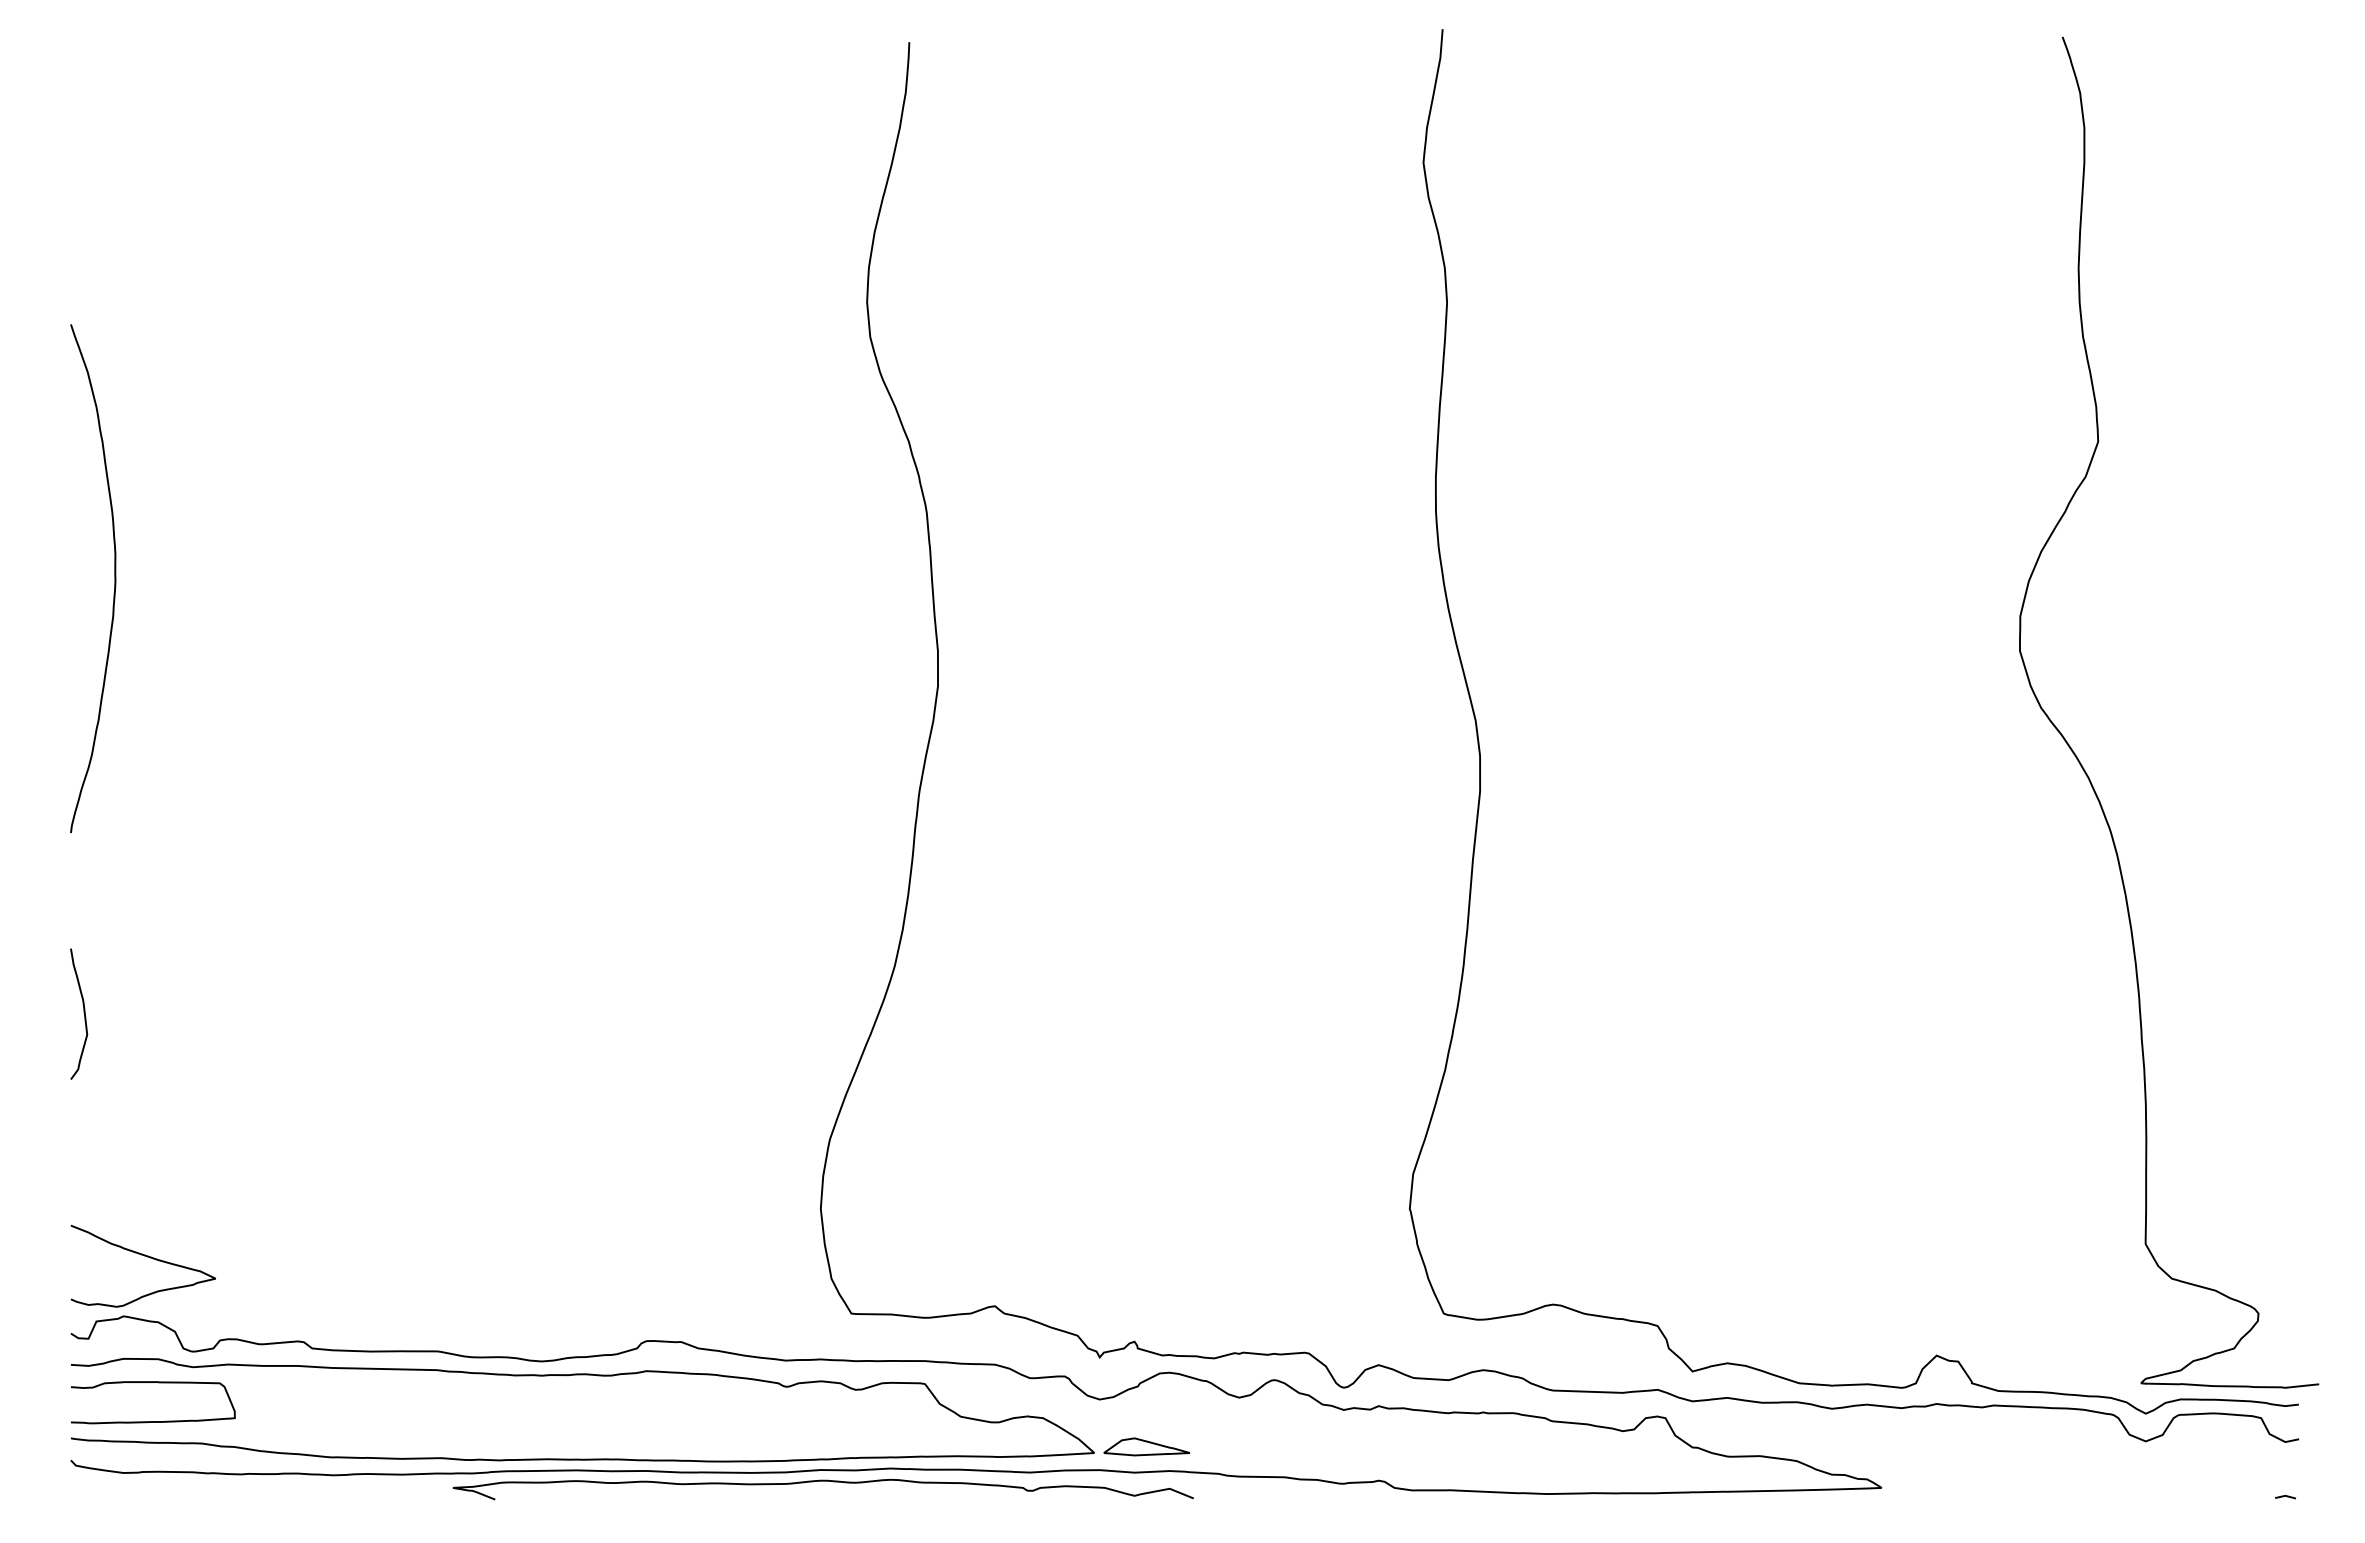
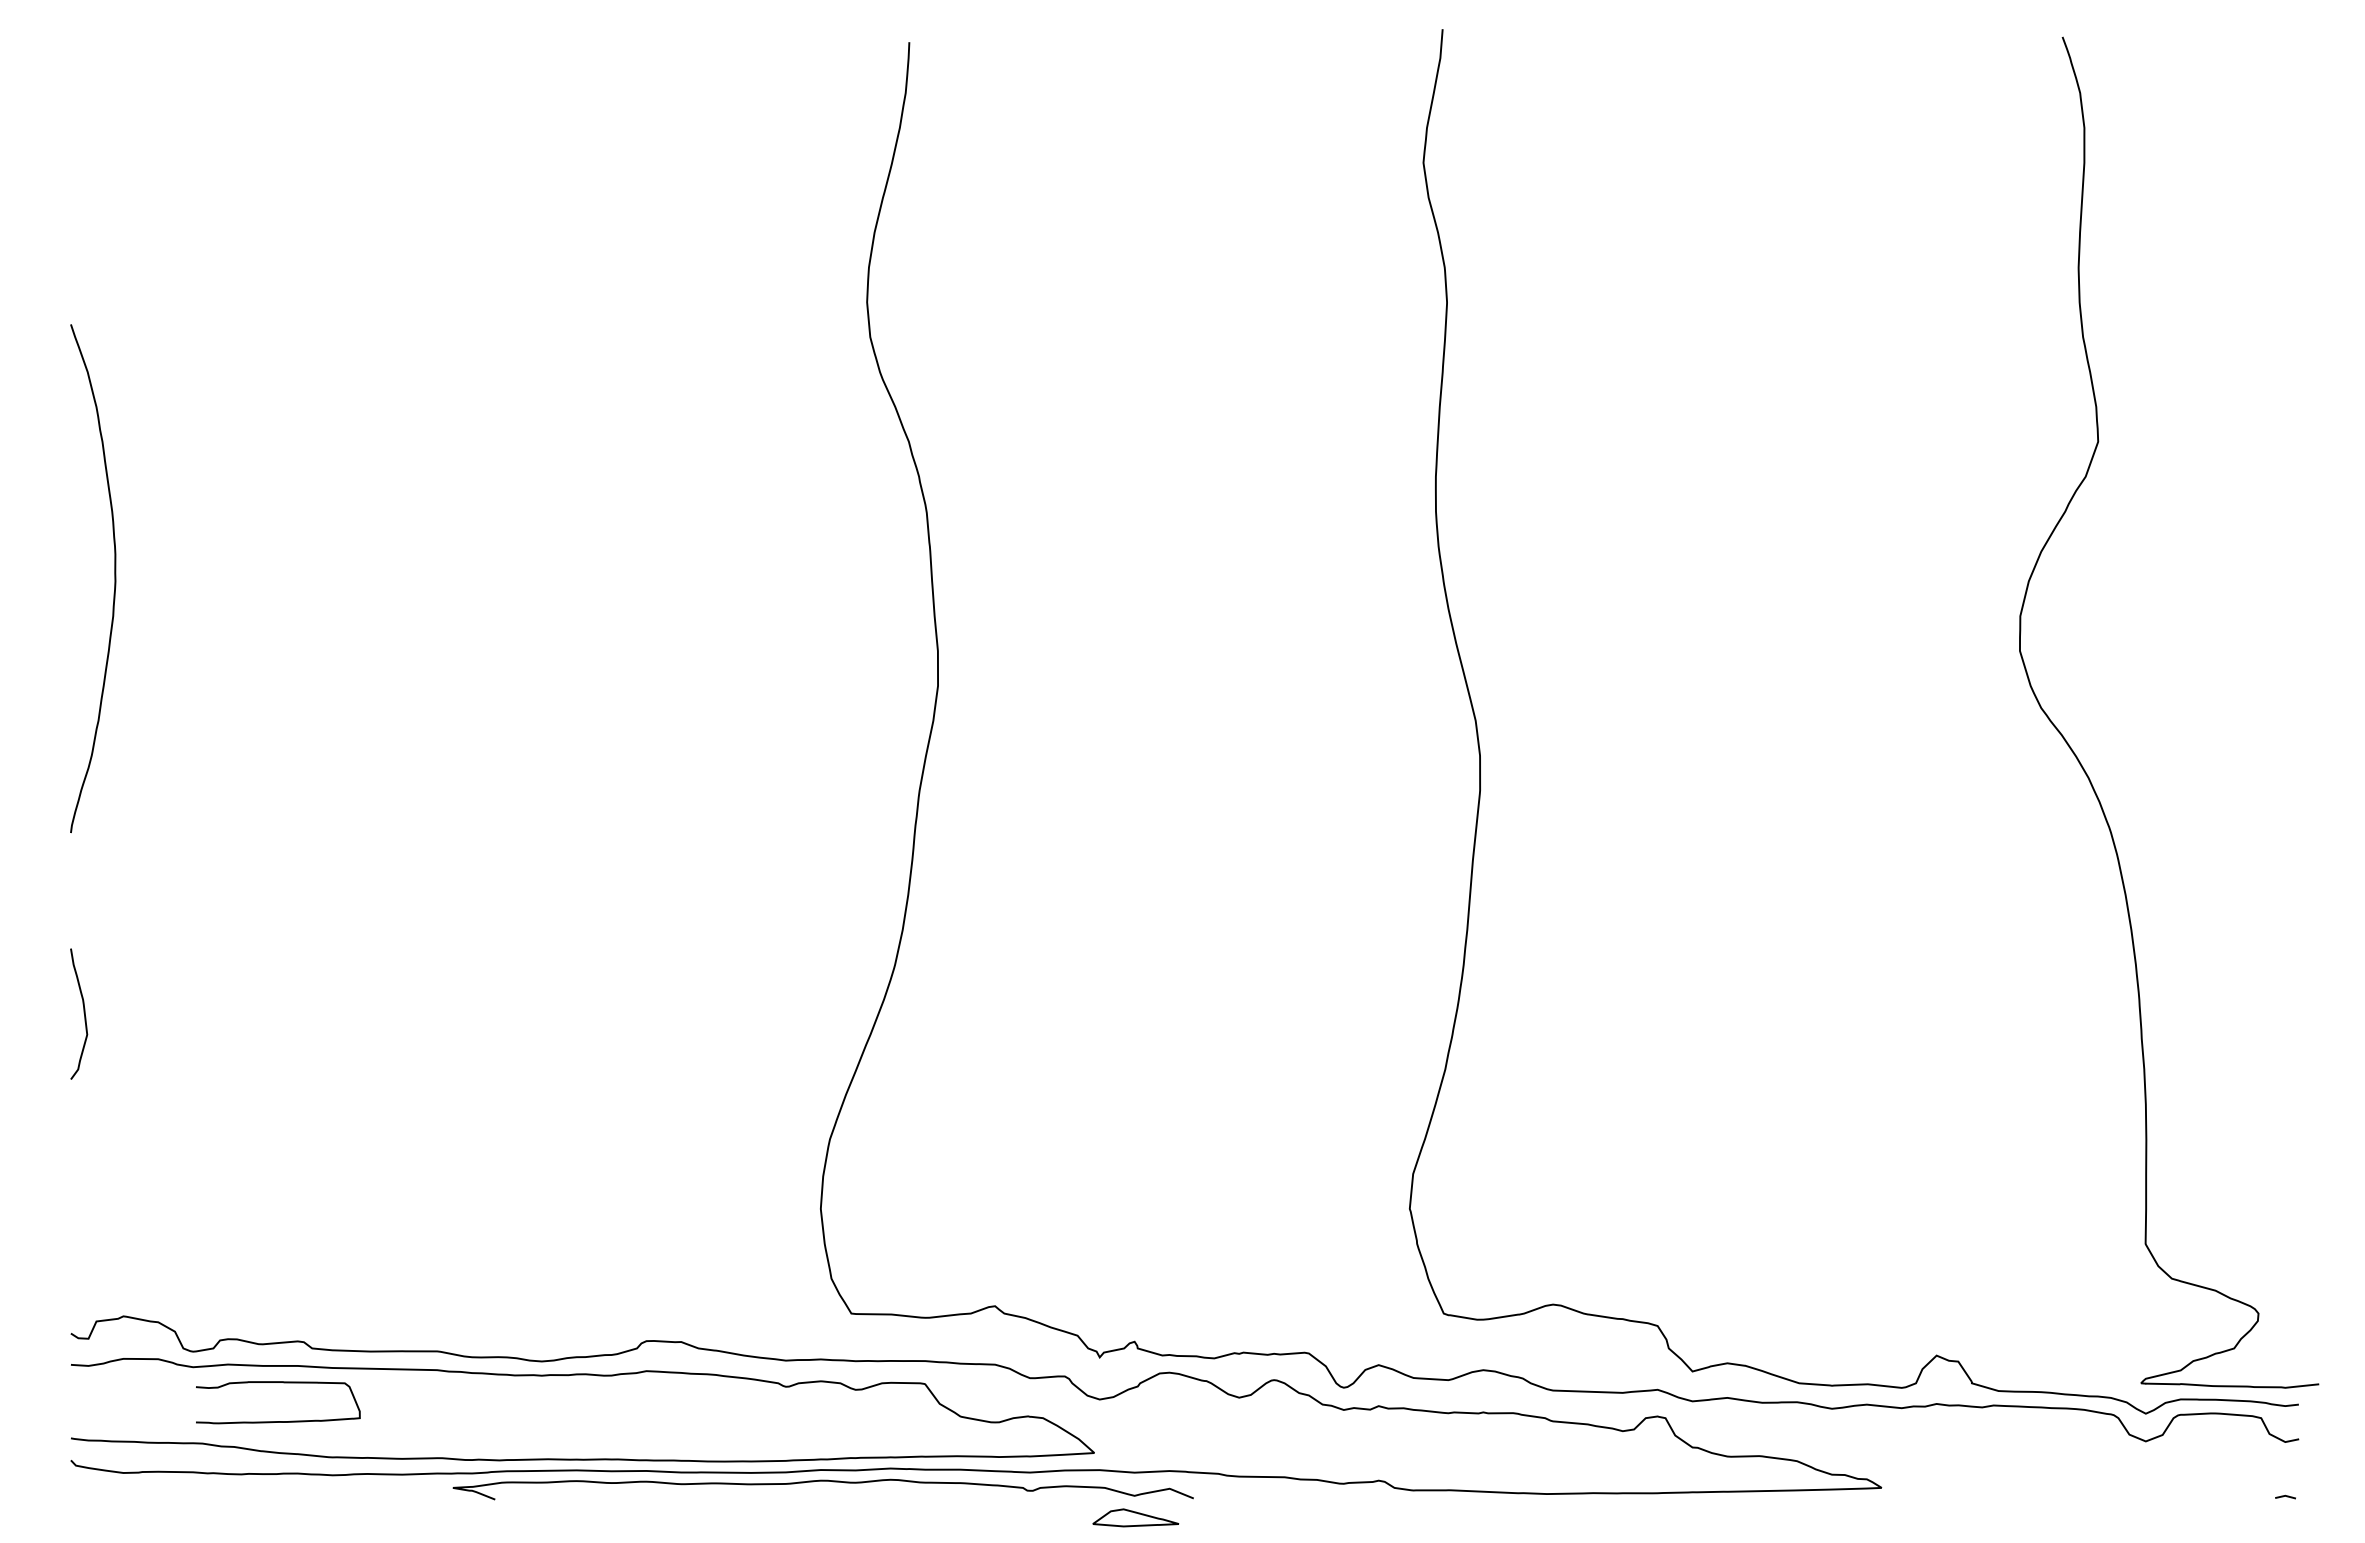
curve: present -> none (144, 1256)
curve position: (153, 1421) -> (278, 1421) (278, 1421)
part position: (1146, 1446) -> (1135, 1517) (1135, 1517)
